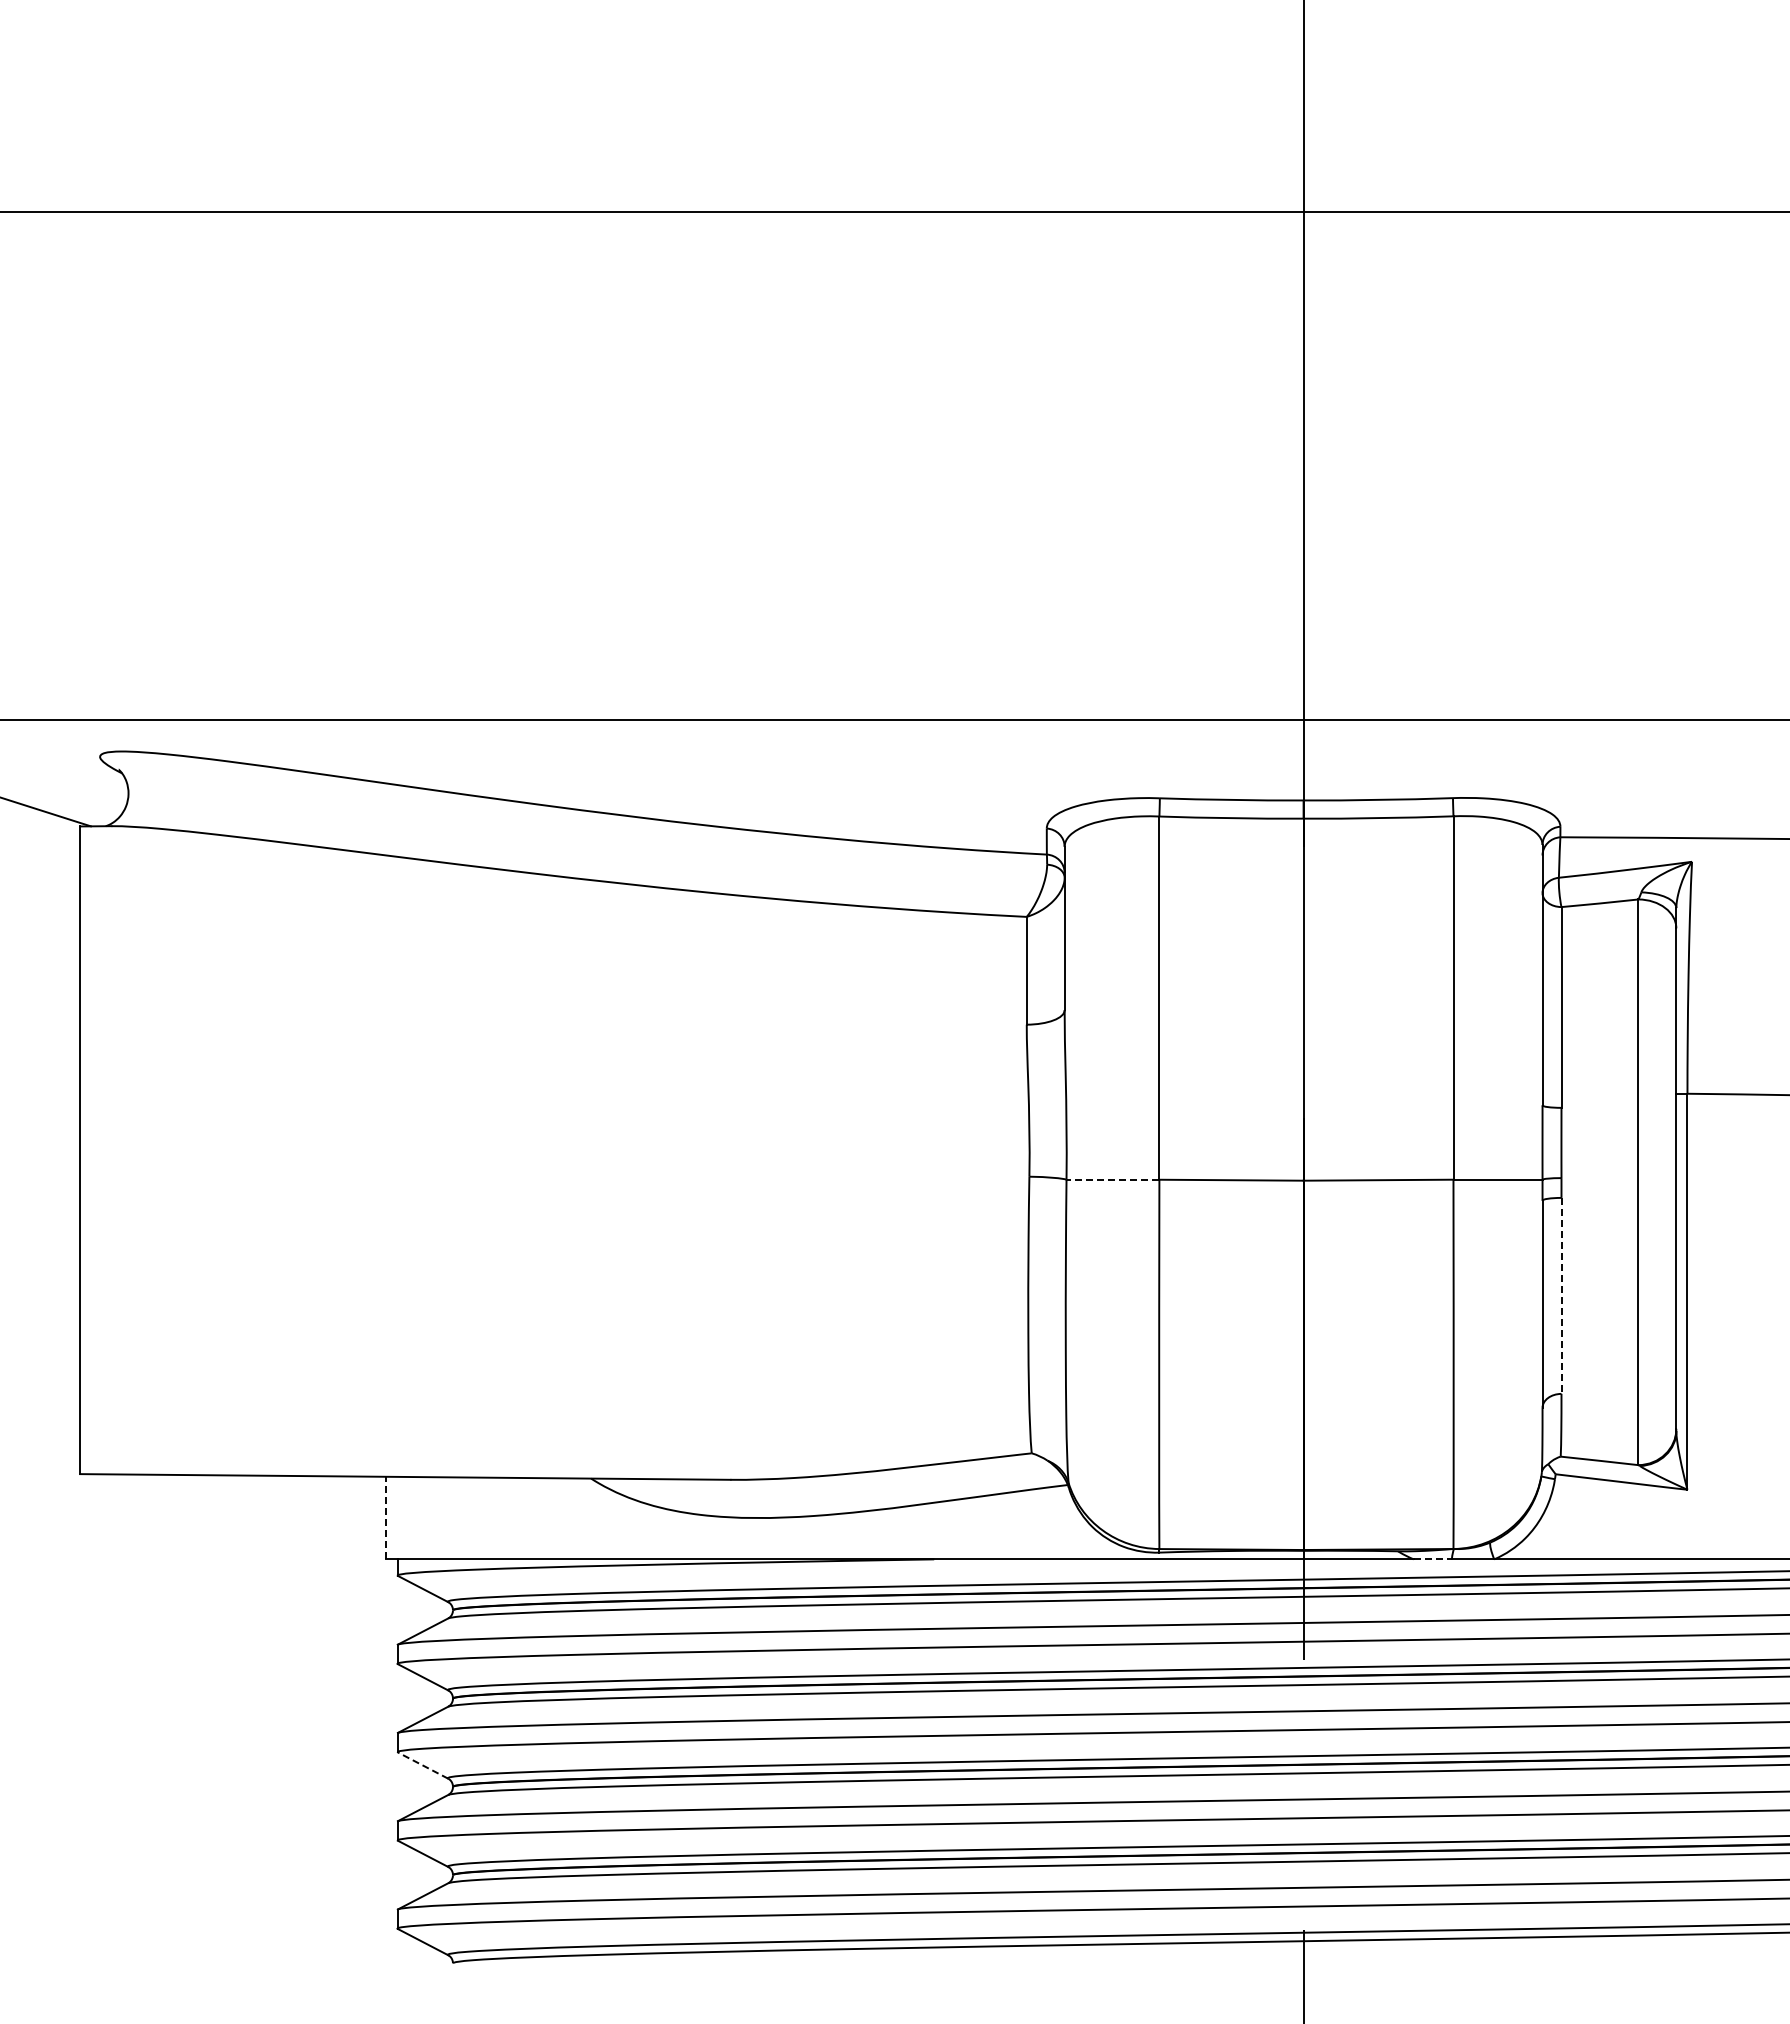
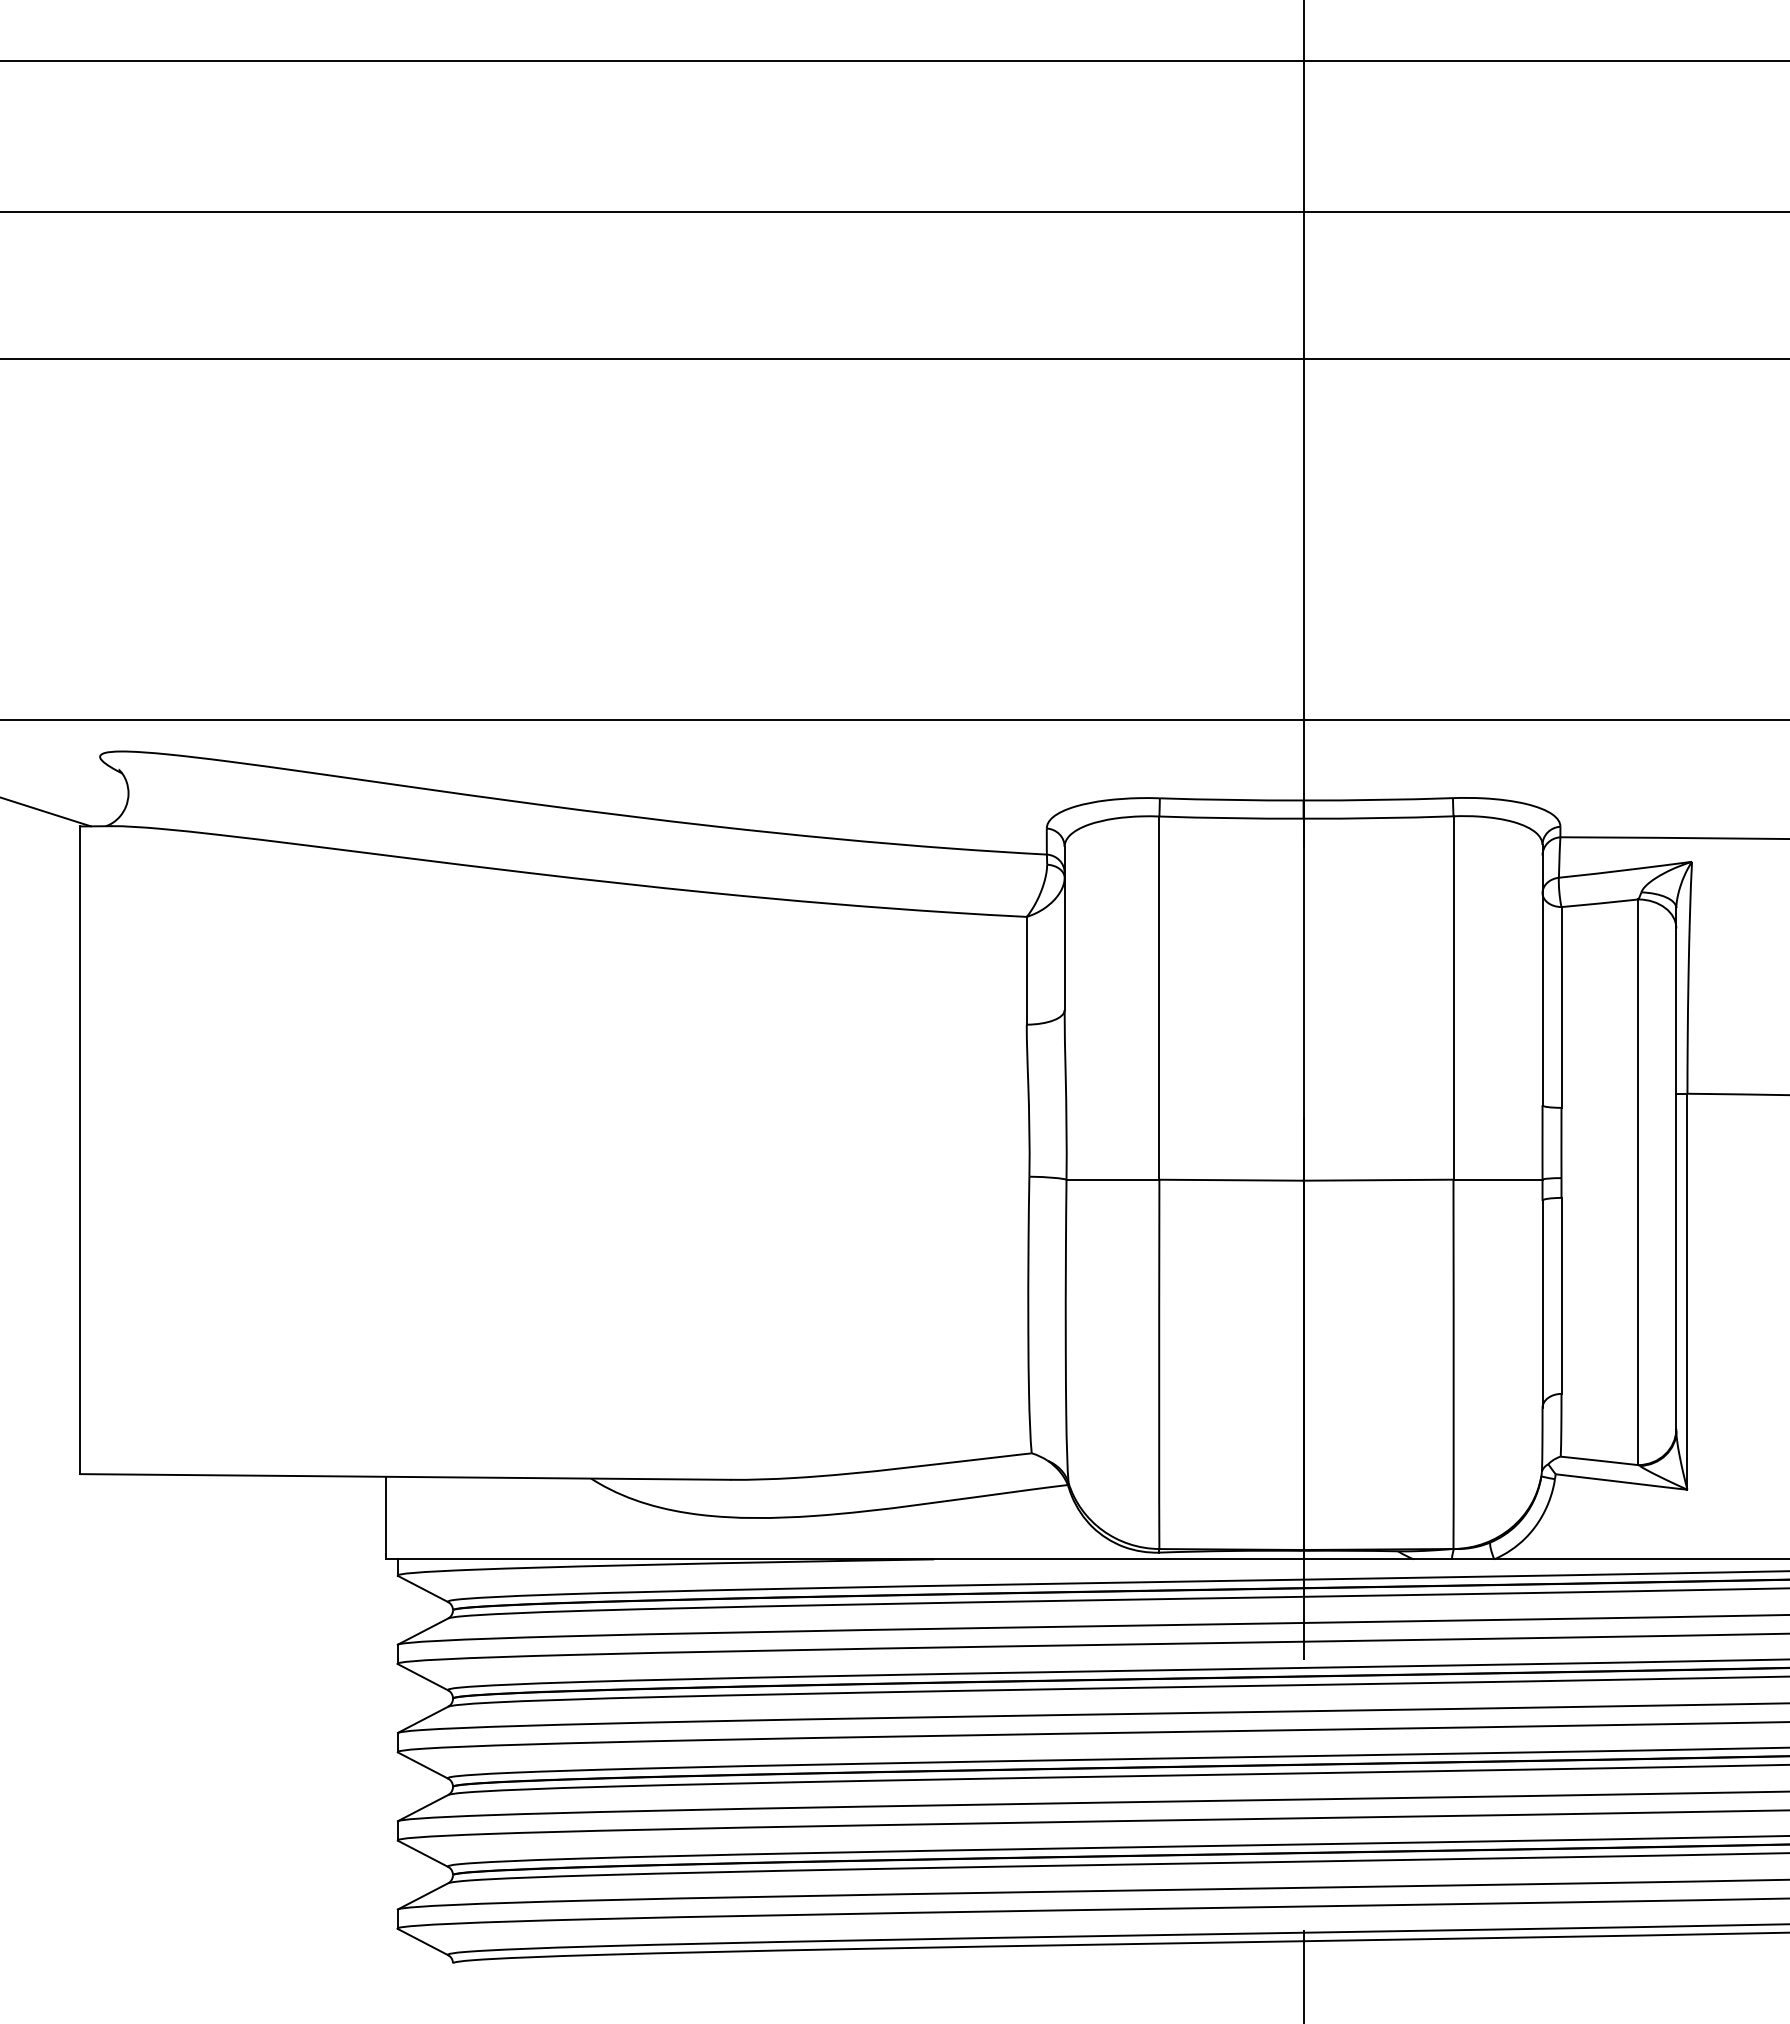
line: none -> present (894, 60)
line: none -> present (894, 359)
line: dashed -> solid (1112, 1179)
line: dashed -> solid (1561, 1295)
line: dashed -> solid (386, 1517)
line: dashed -> solid (1433, 1559)
line: dashed -> solid (422, 1765)
